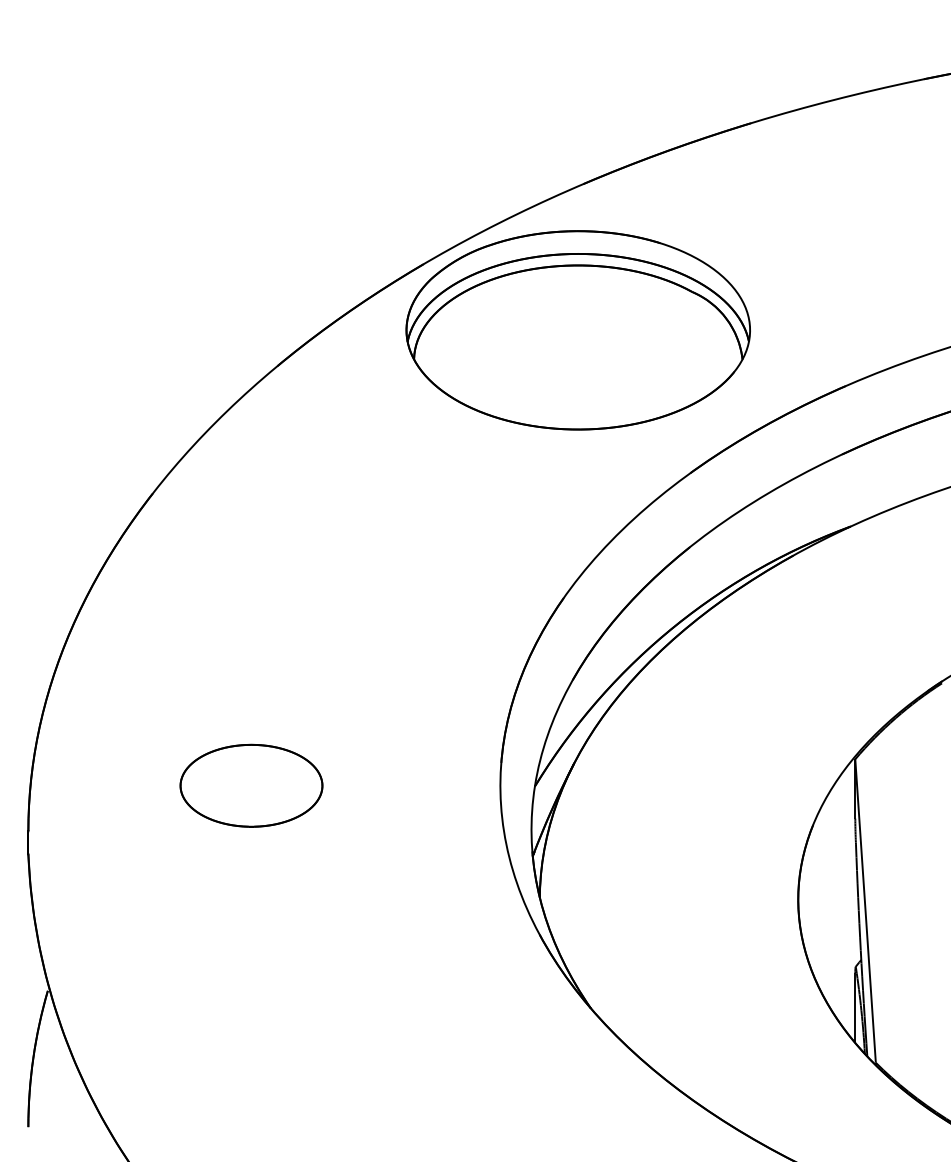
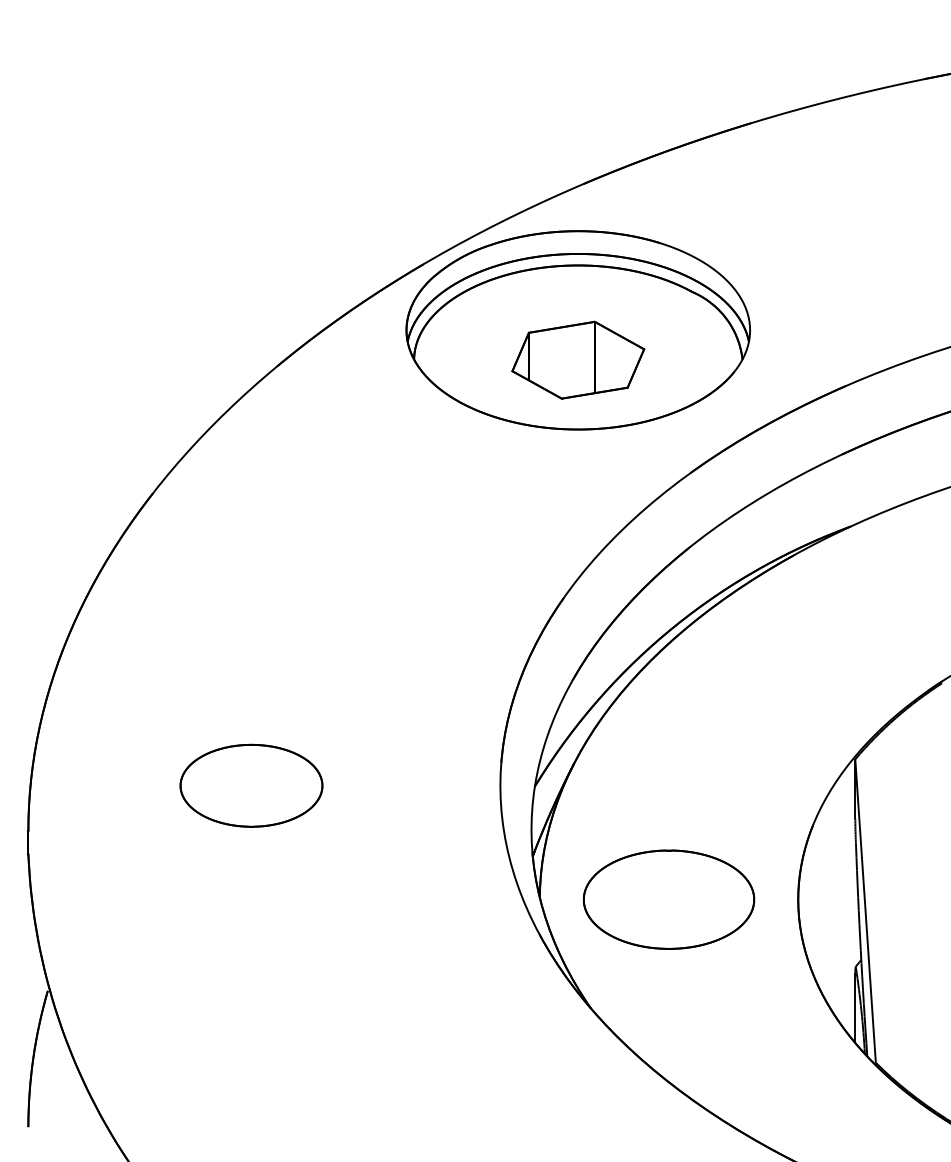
part: none -> present (578, 359)
part: none -> present (668, 899)
